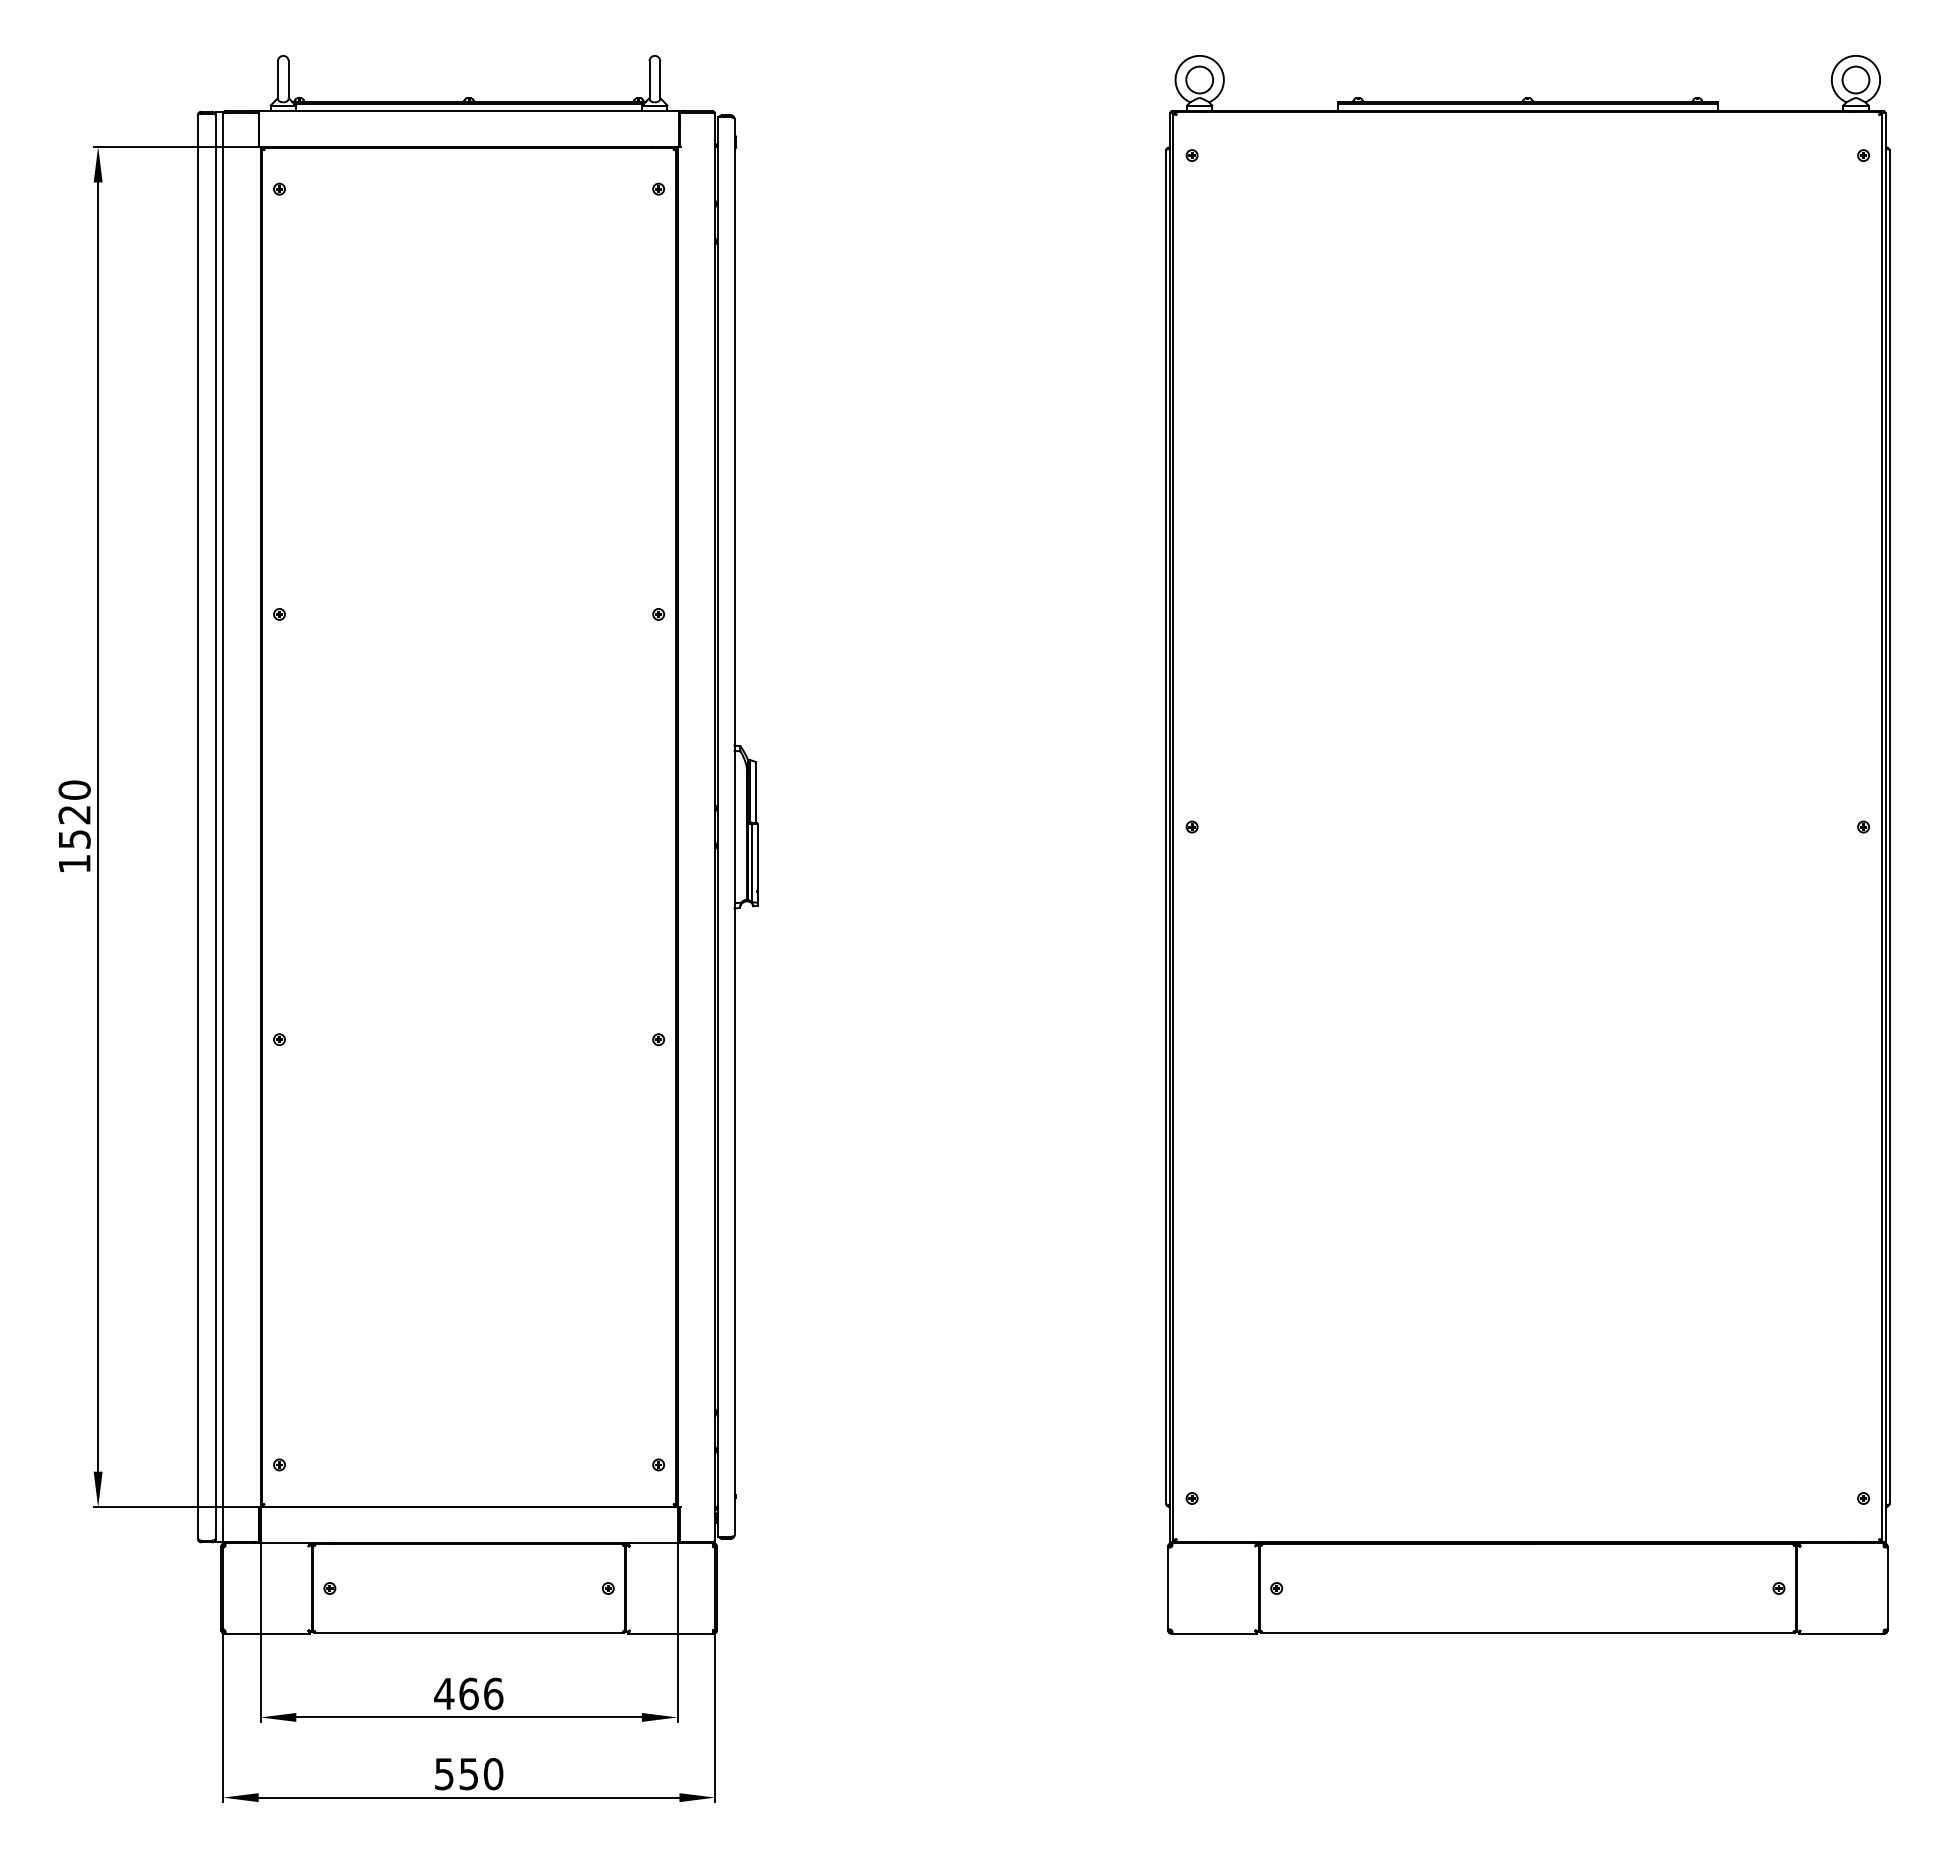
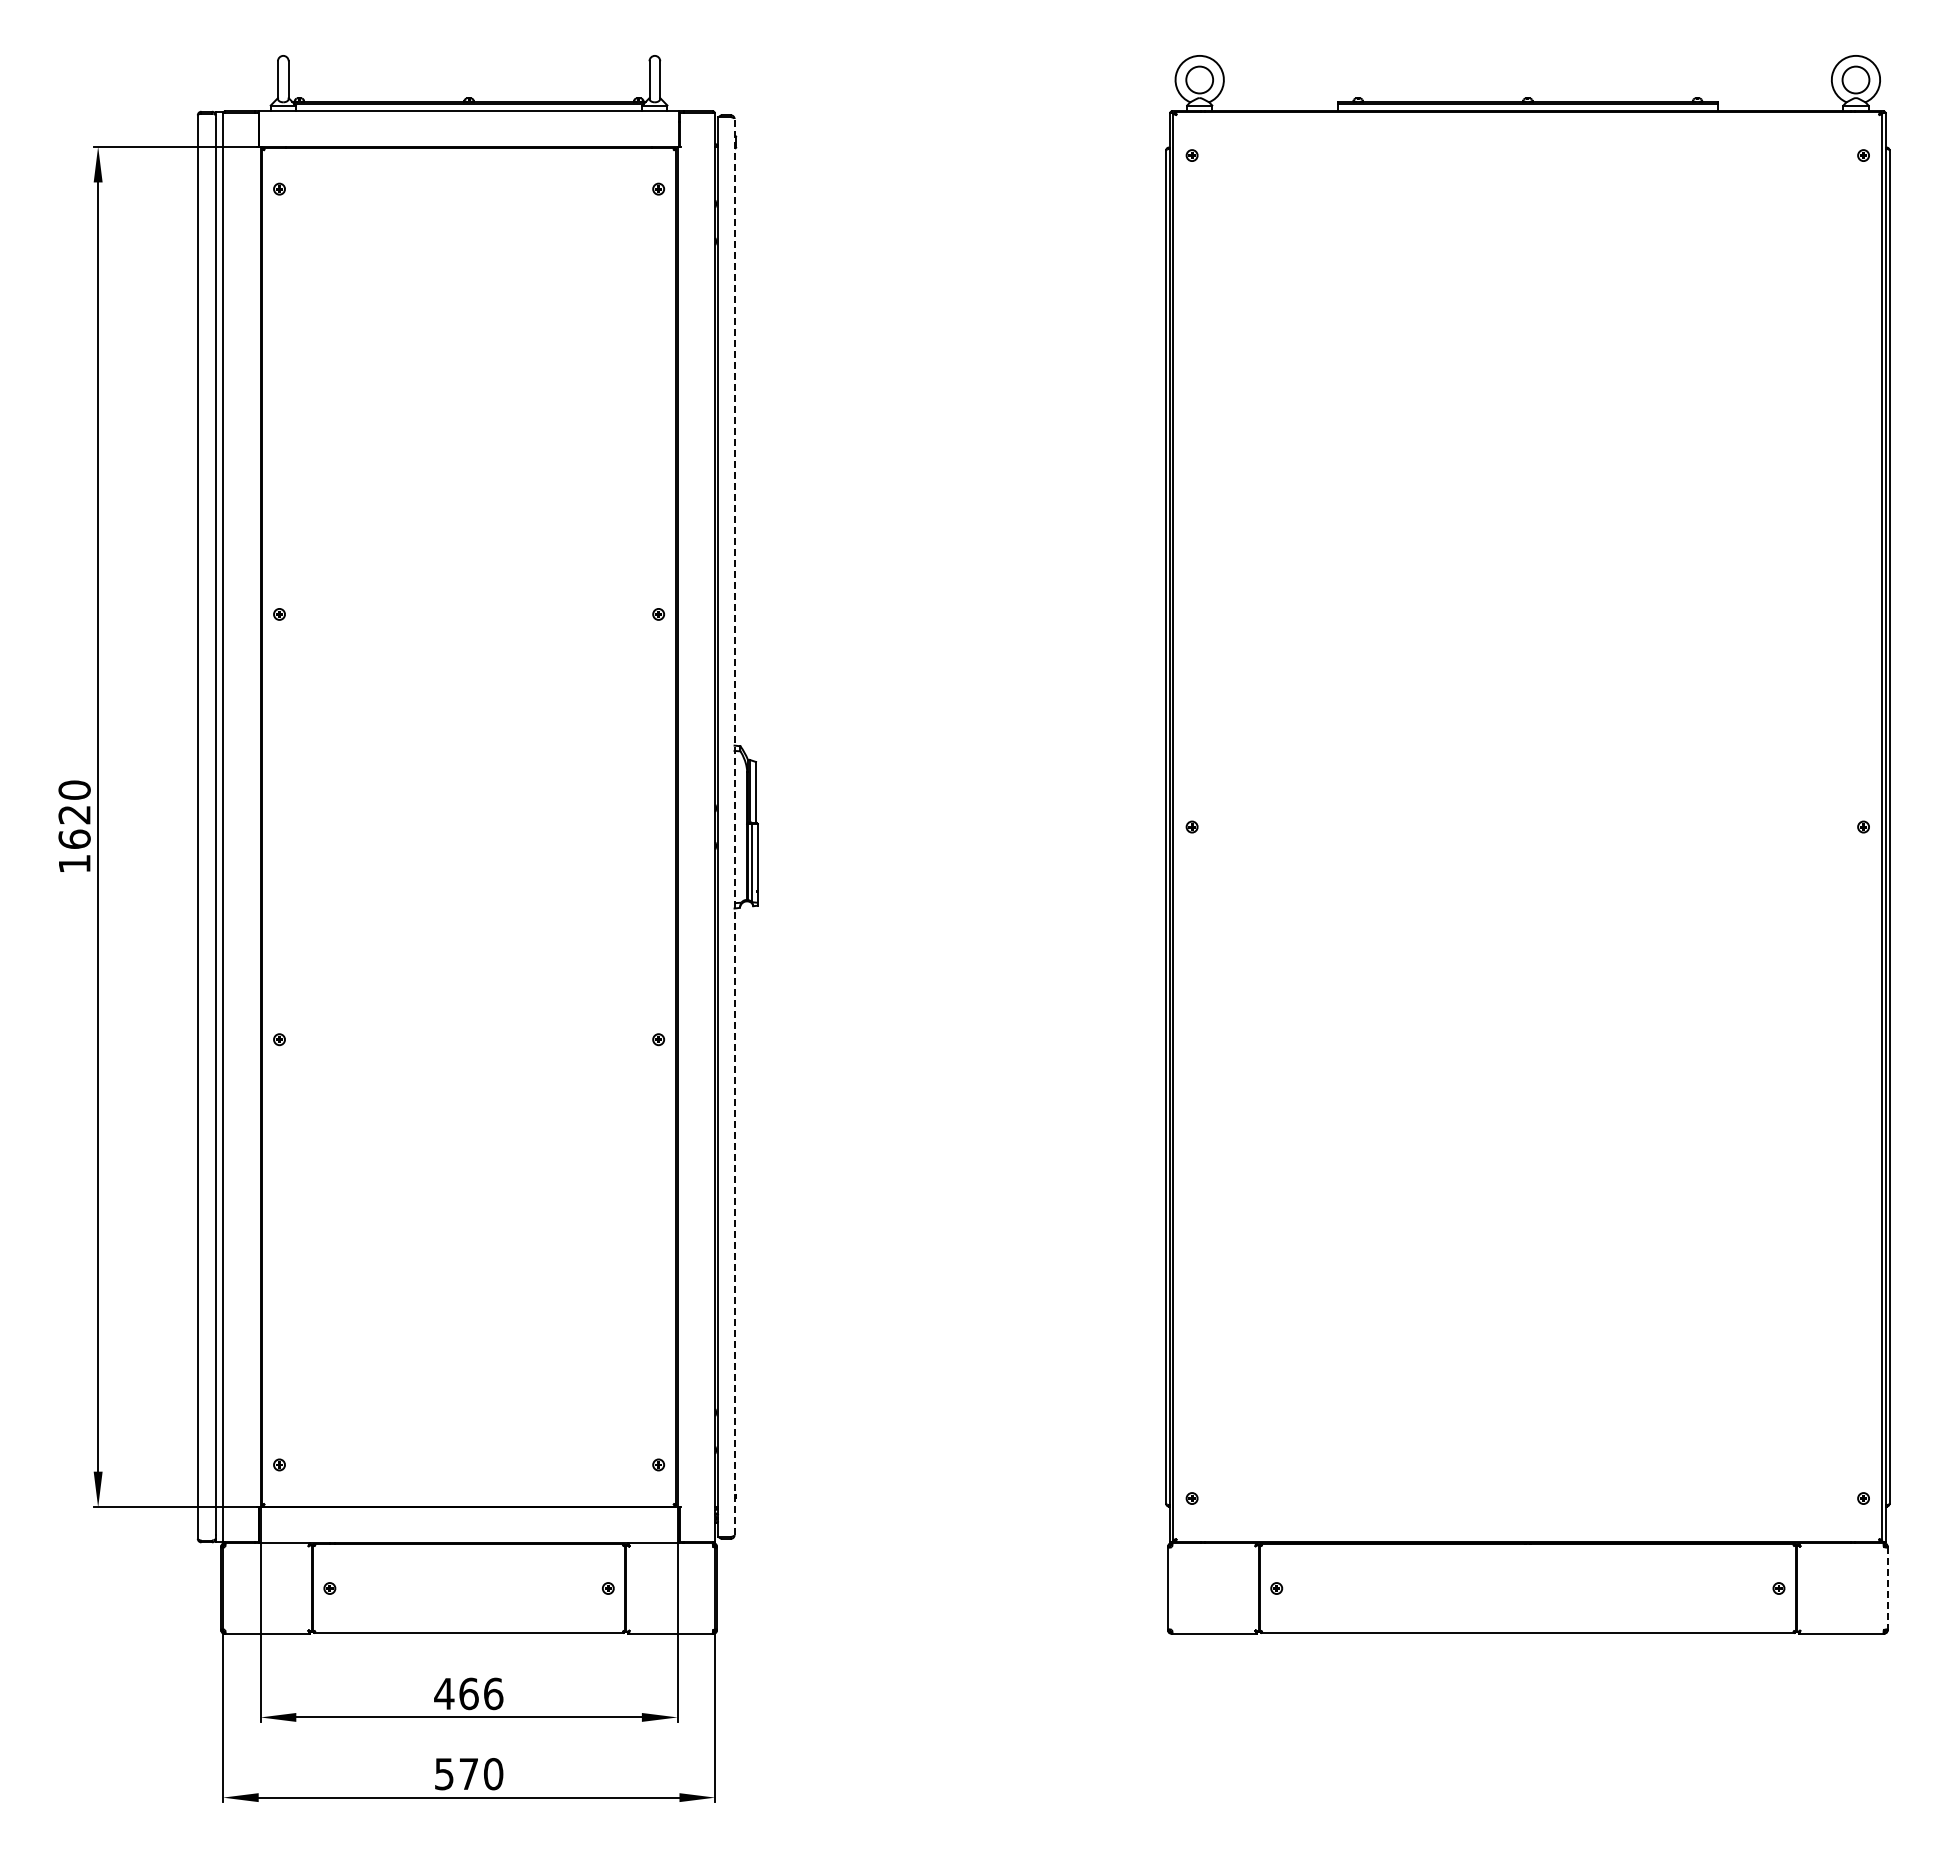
line: solid -> dashed (734, 826)
text: 1520 -> 1620 (74, 838)
line: solid -> dashed (1887, 1589)
text: 550 -> 570 (468, 1774)
